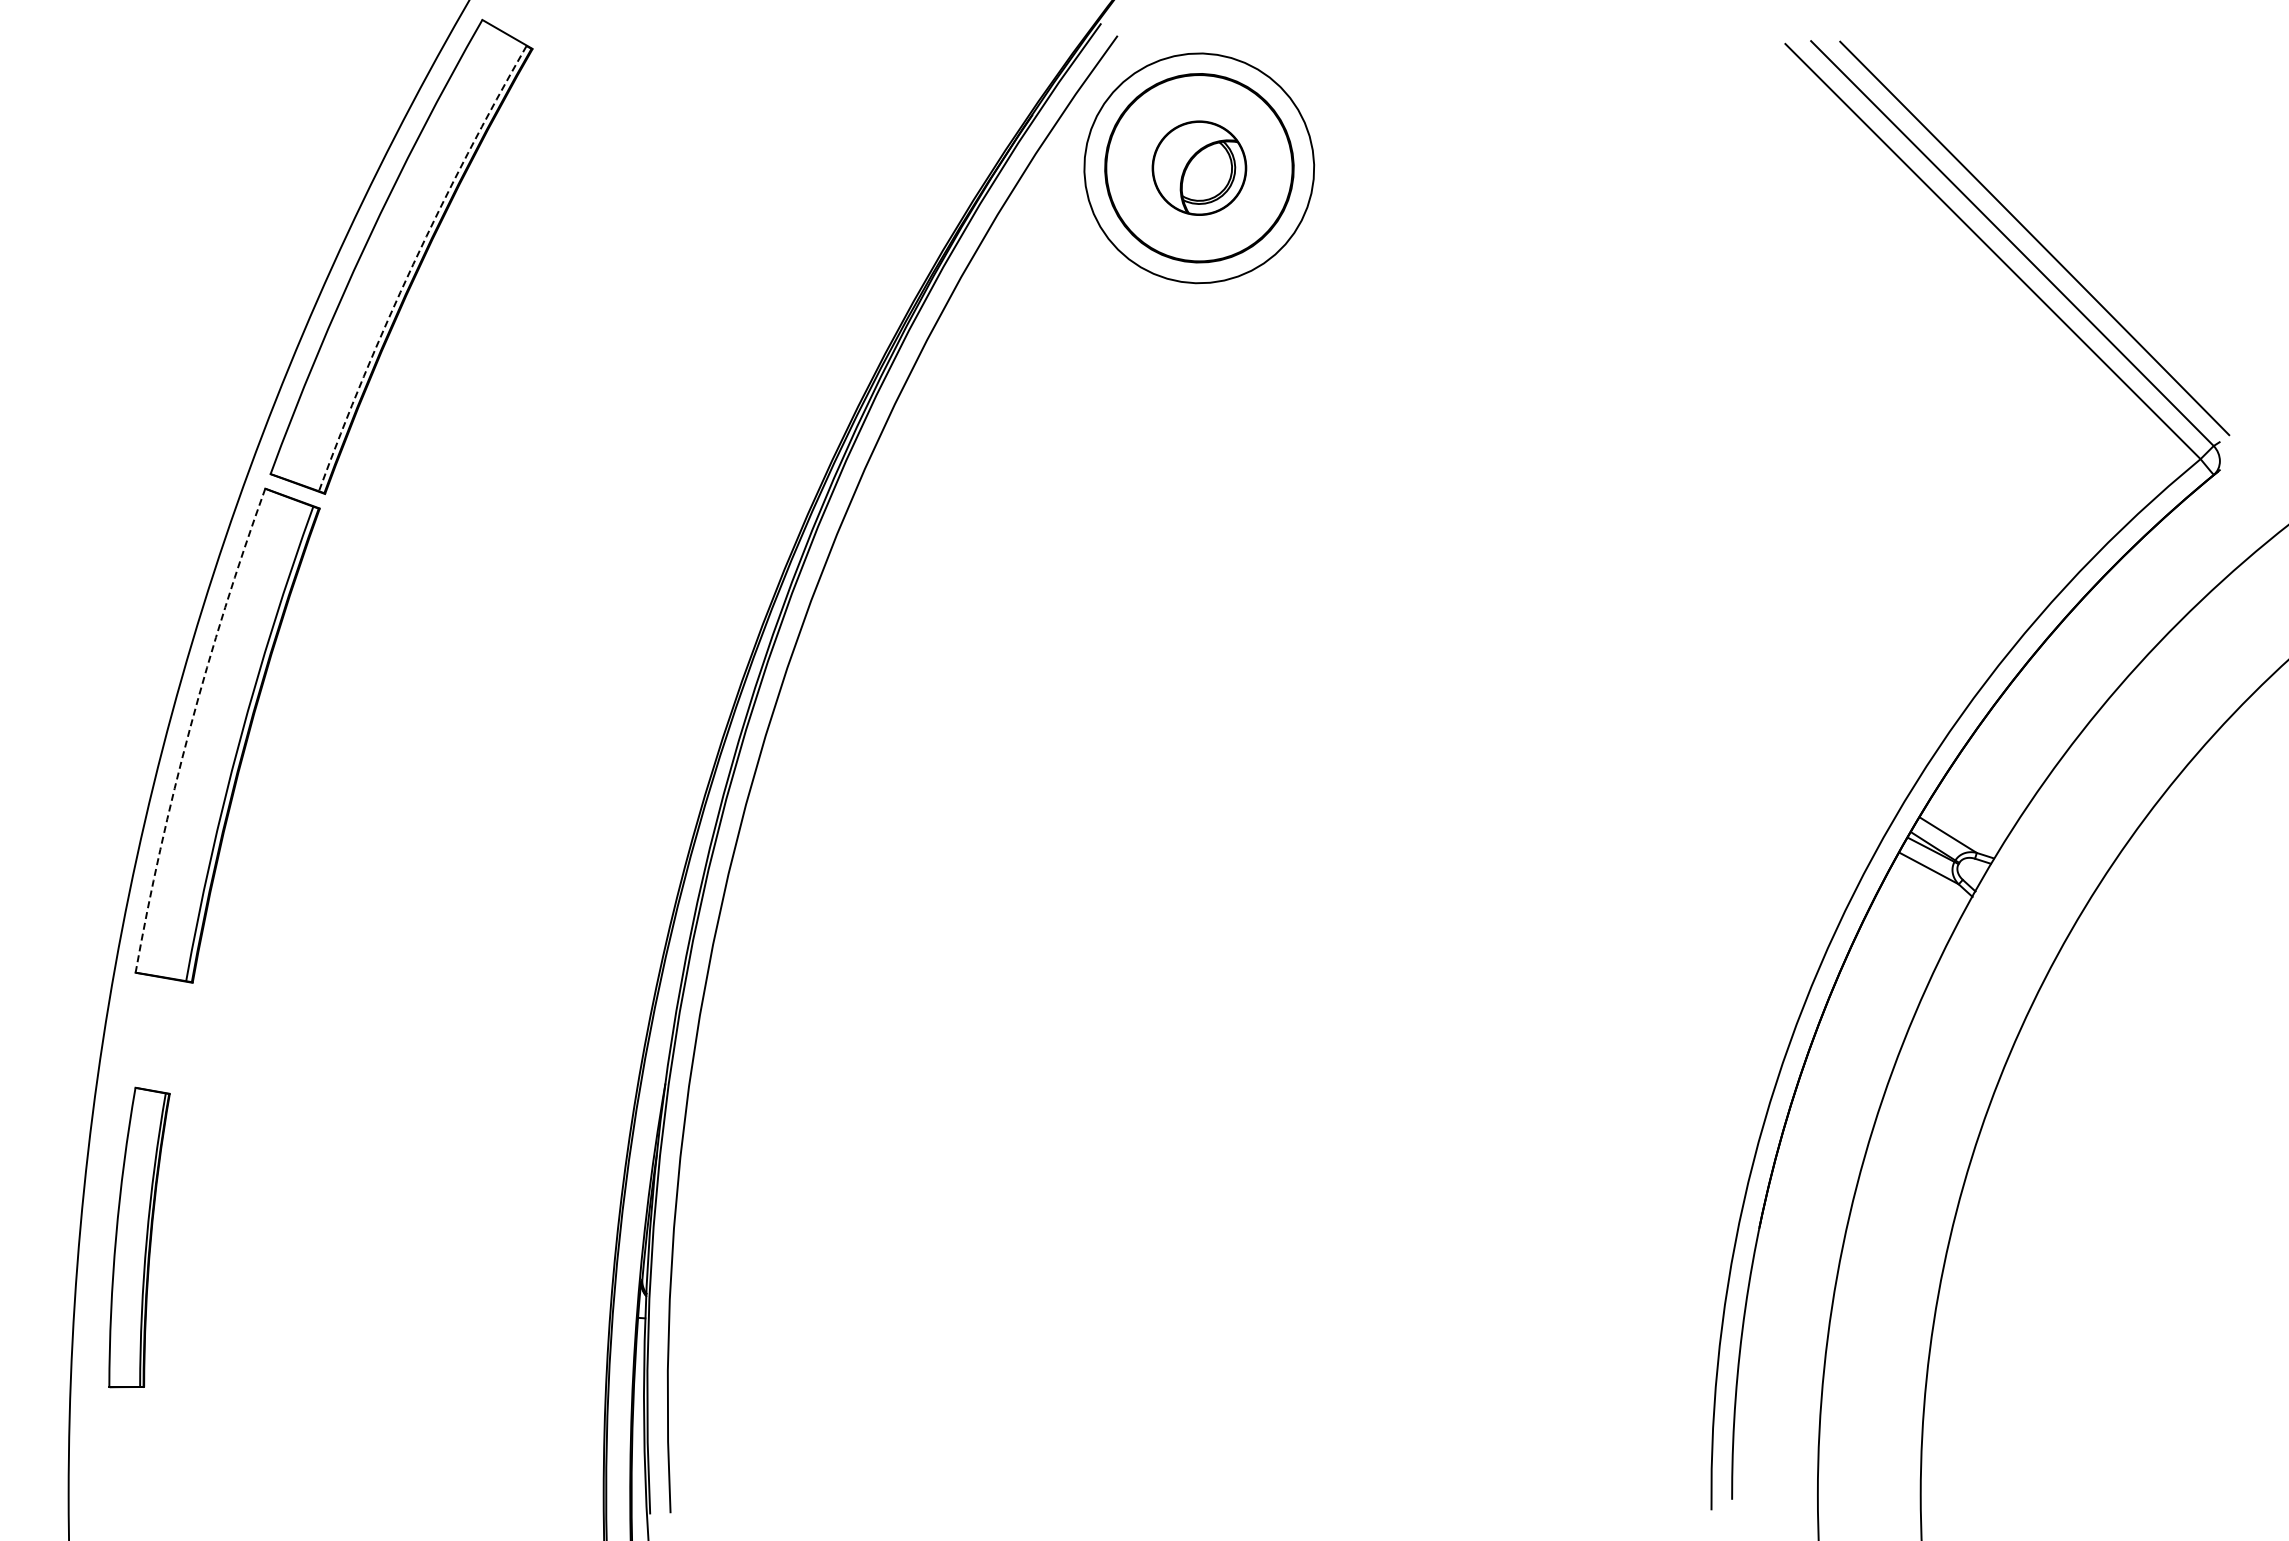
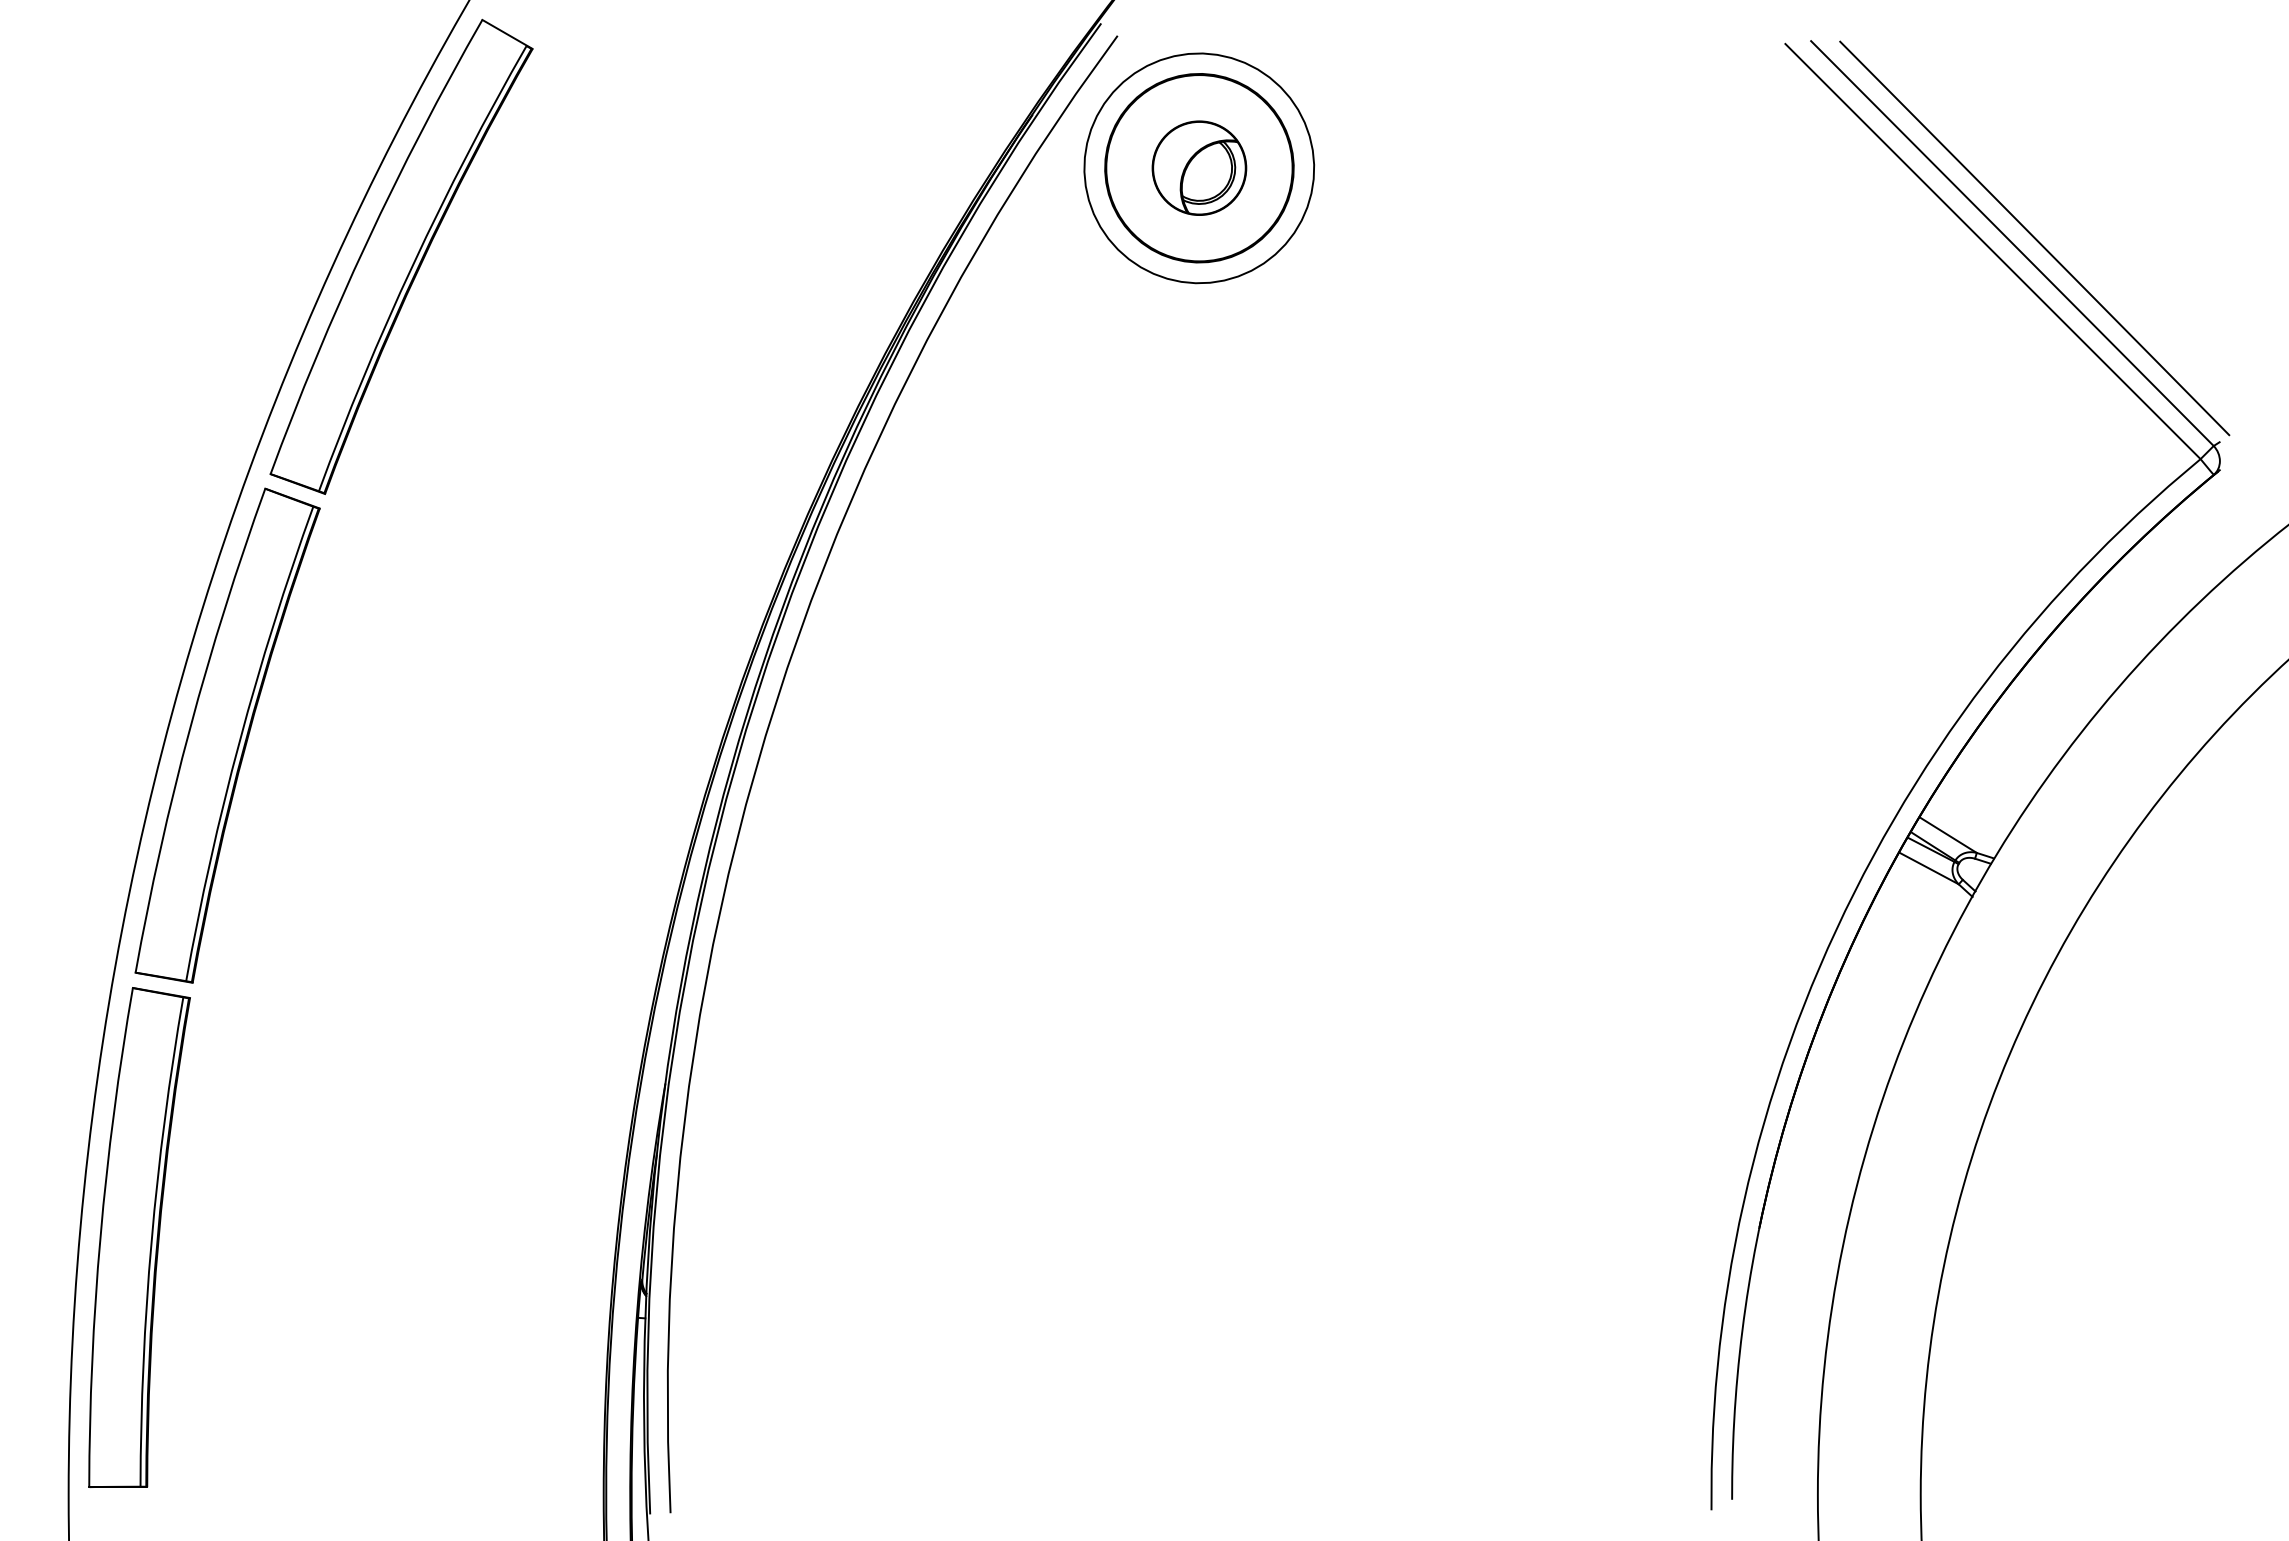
arc: dashed -> solid (413, 264)
arc: dashed -> solid (190, 727)
part size: 63x303 px -> 103x501 px (139, 1237)
